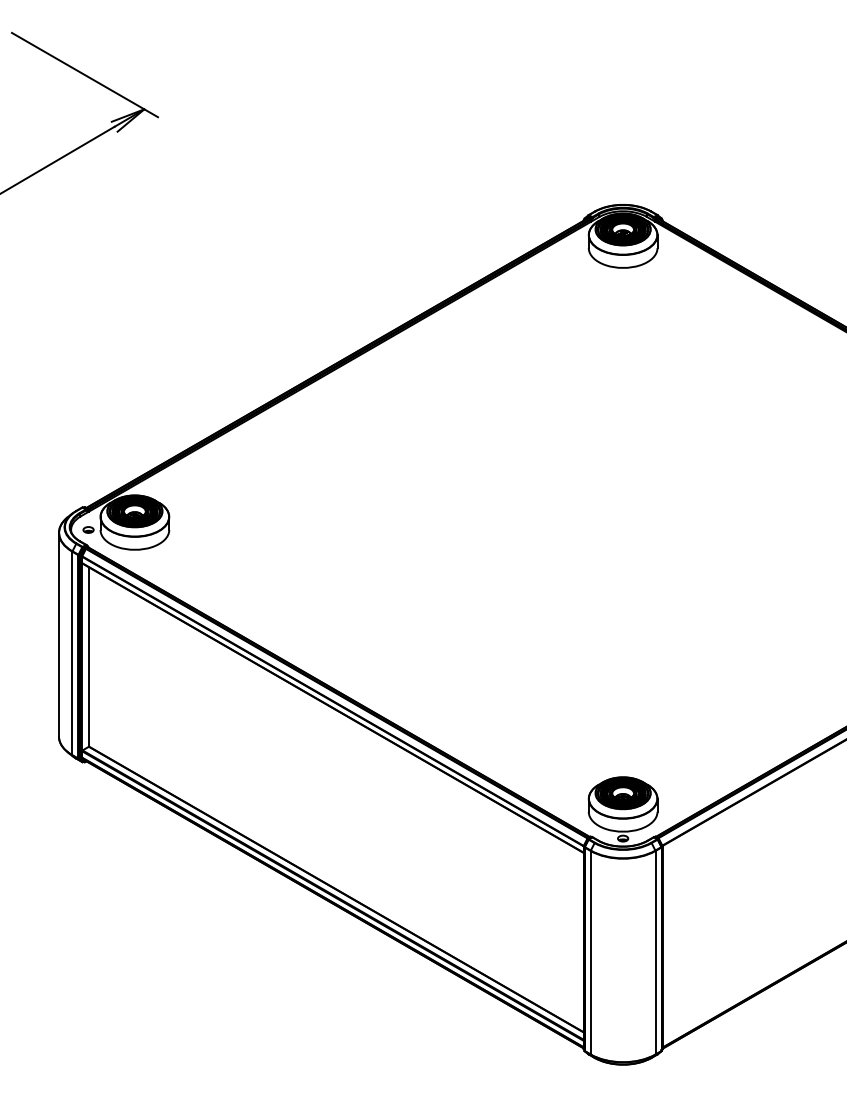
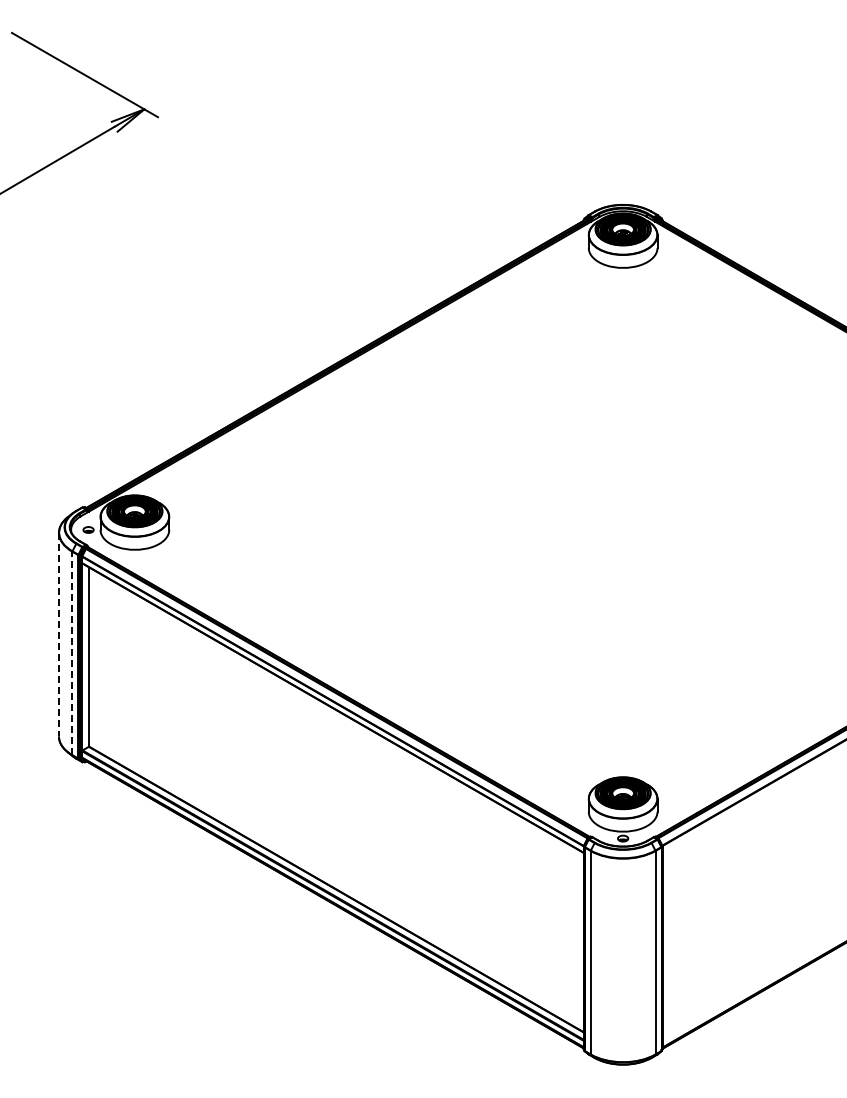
line: solid -> dashed (58, 634)
line: solid -> dashed (72, 653)
